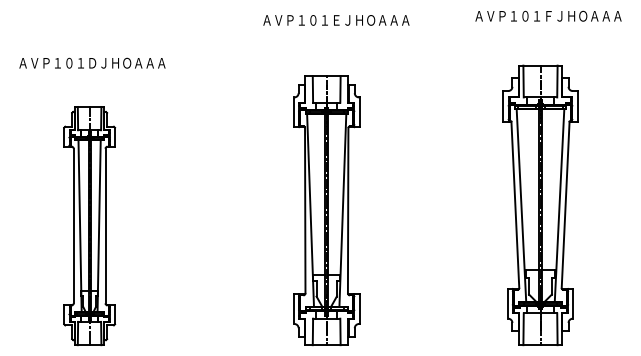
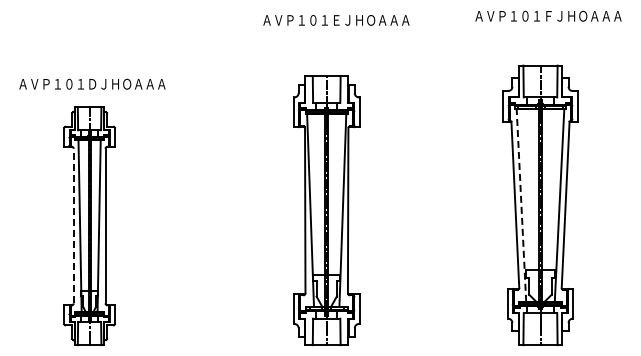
text position: (92, 62) -> (92, 83) (92, 83)
line: solid -> dashed (521, 204)
line: solid -> dashed (73, 225)
